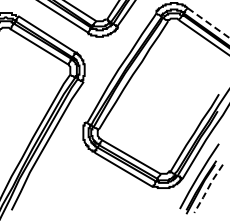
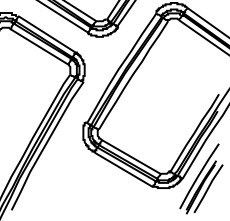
line: dashed -> solid (208, 23)
line: dashed -> solid (207, 188)
